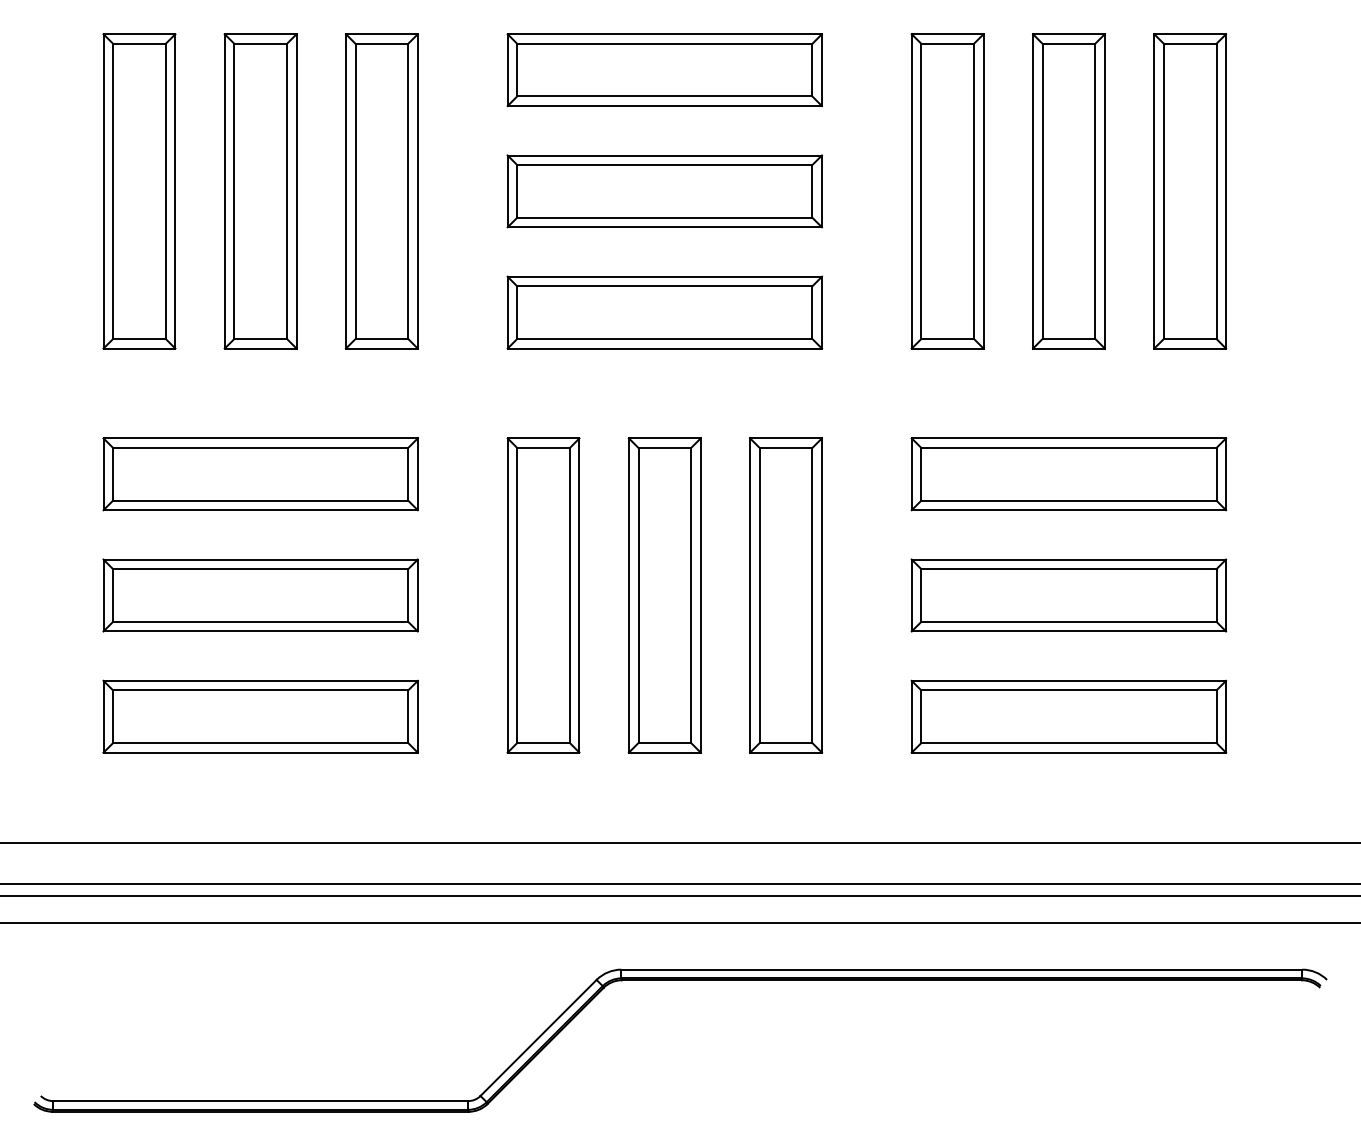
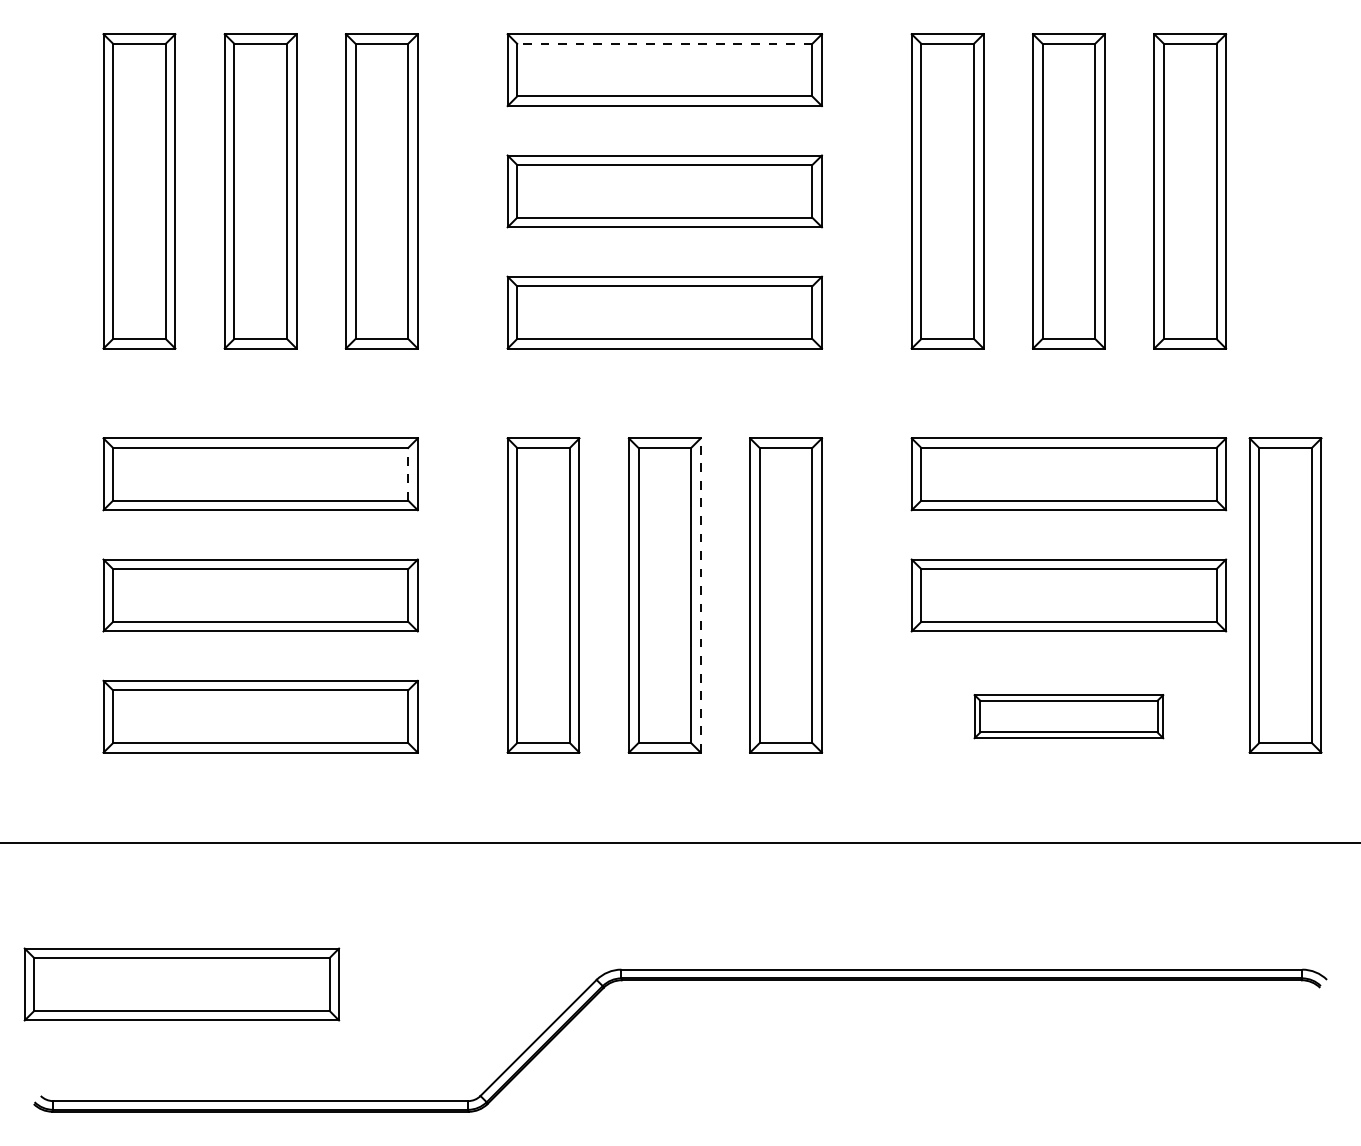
line: solid -> dashed (664, 43)
line: solid -> dashed (408, 473)
line: solid -> dashed (700, 595)
part: none -> present (1285, 595)
part size: 318x75 px -> 192x46 px (1068, 716)
line: present -> none (679, 883)
line: present -> none (679, 896)
line: present -> none (679, 922)
part: none -> present (181, 984)
